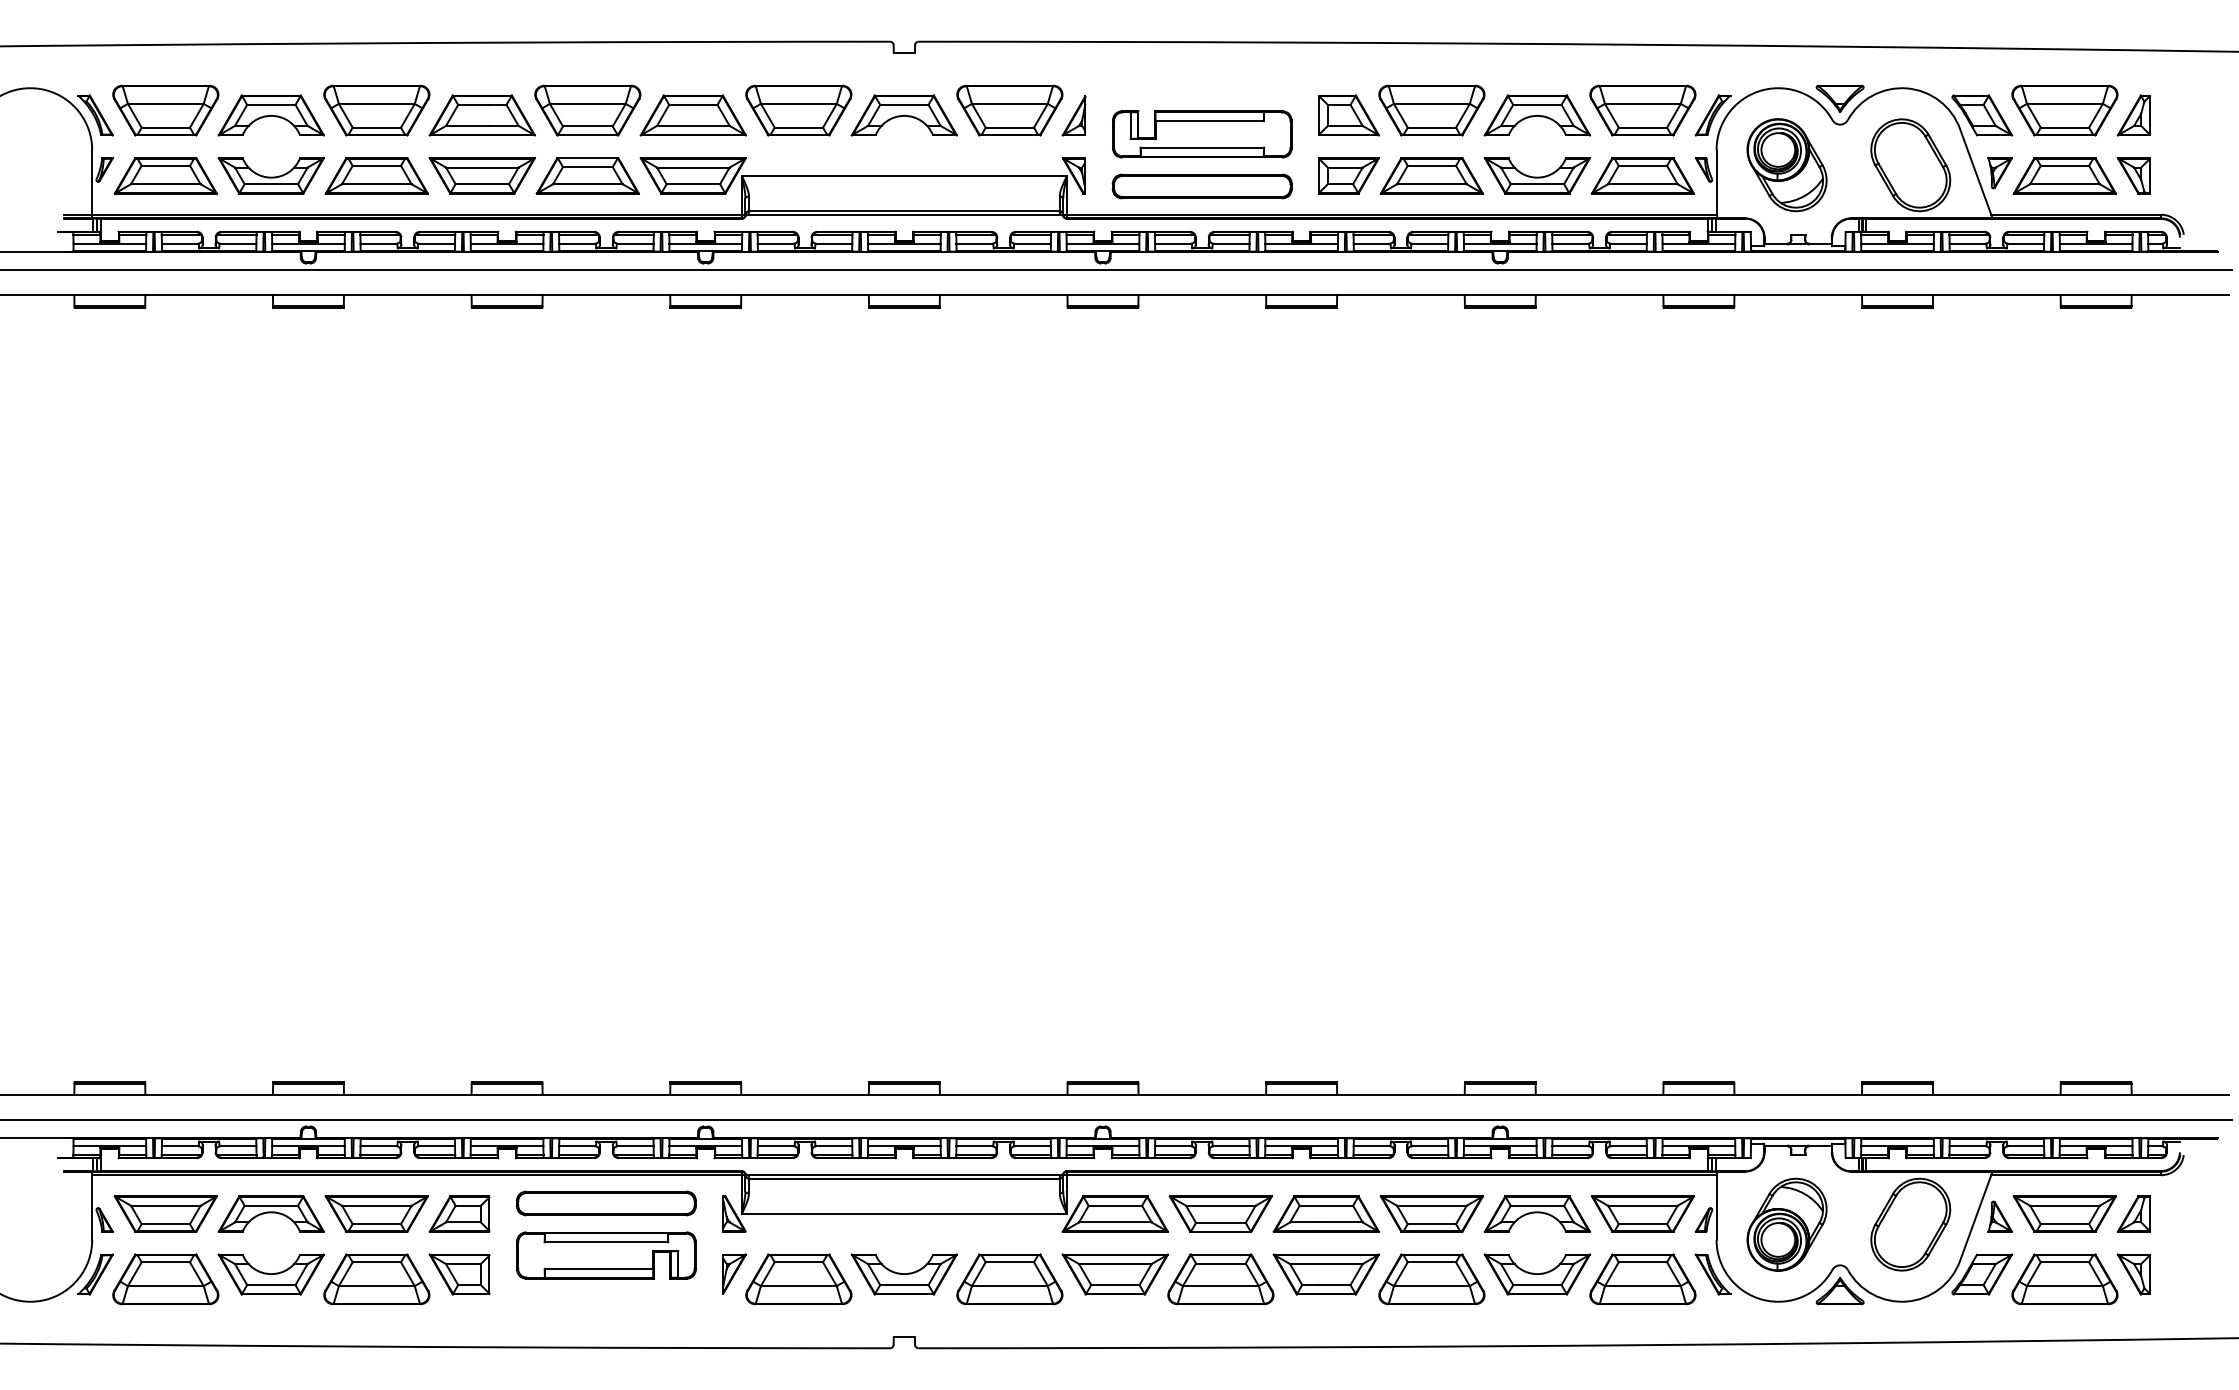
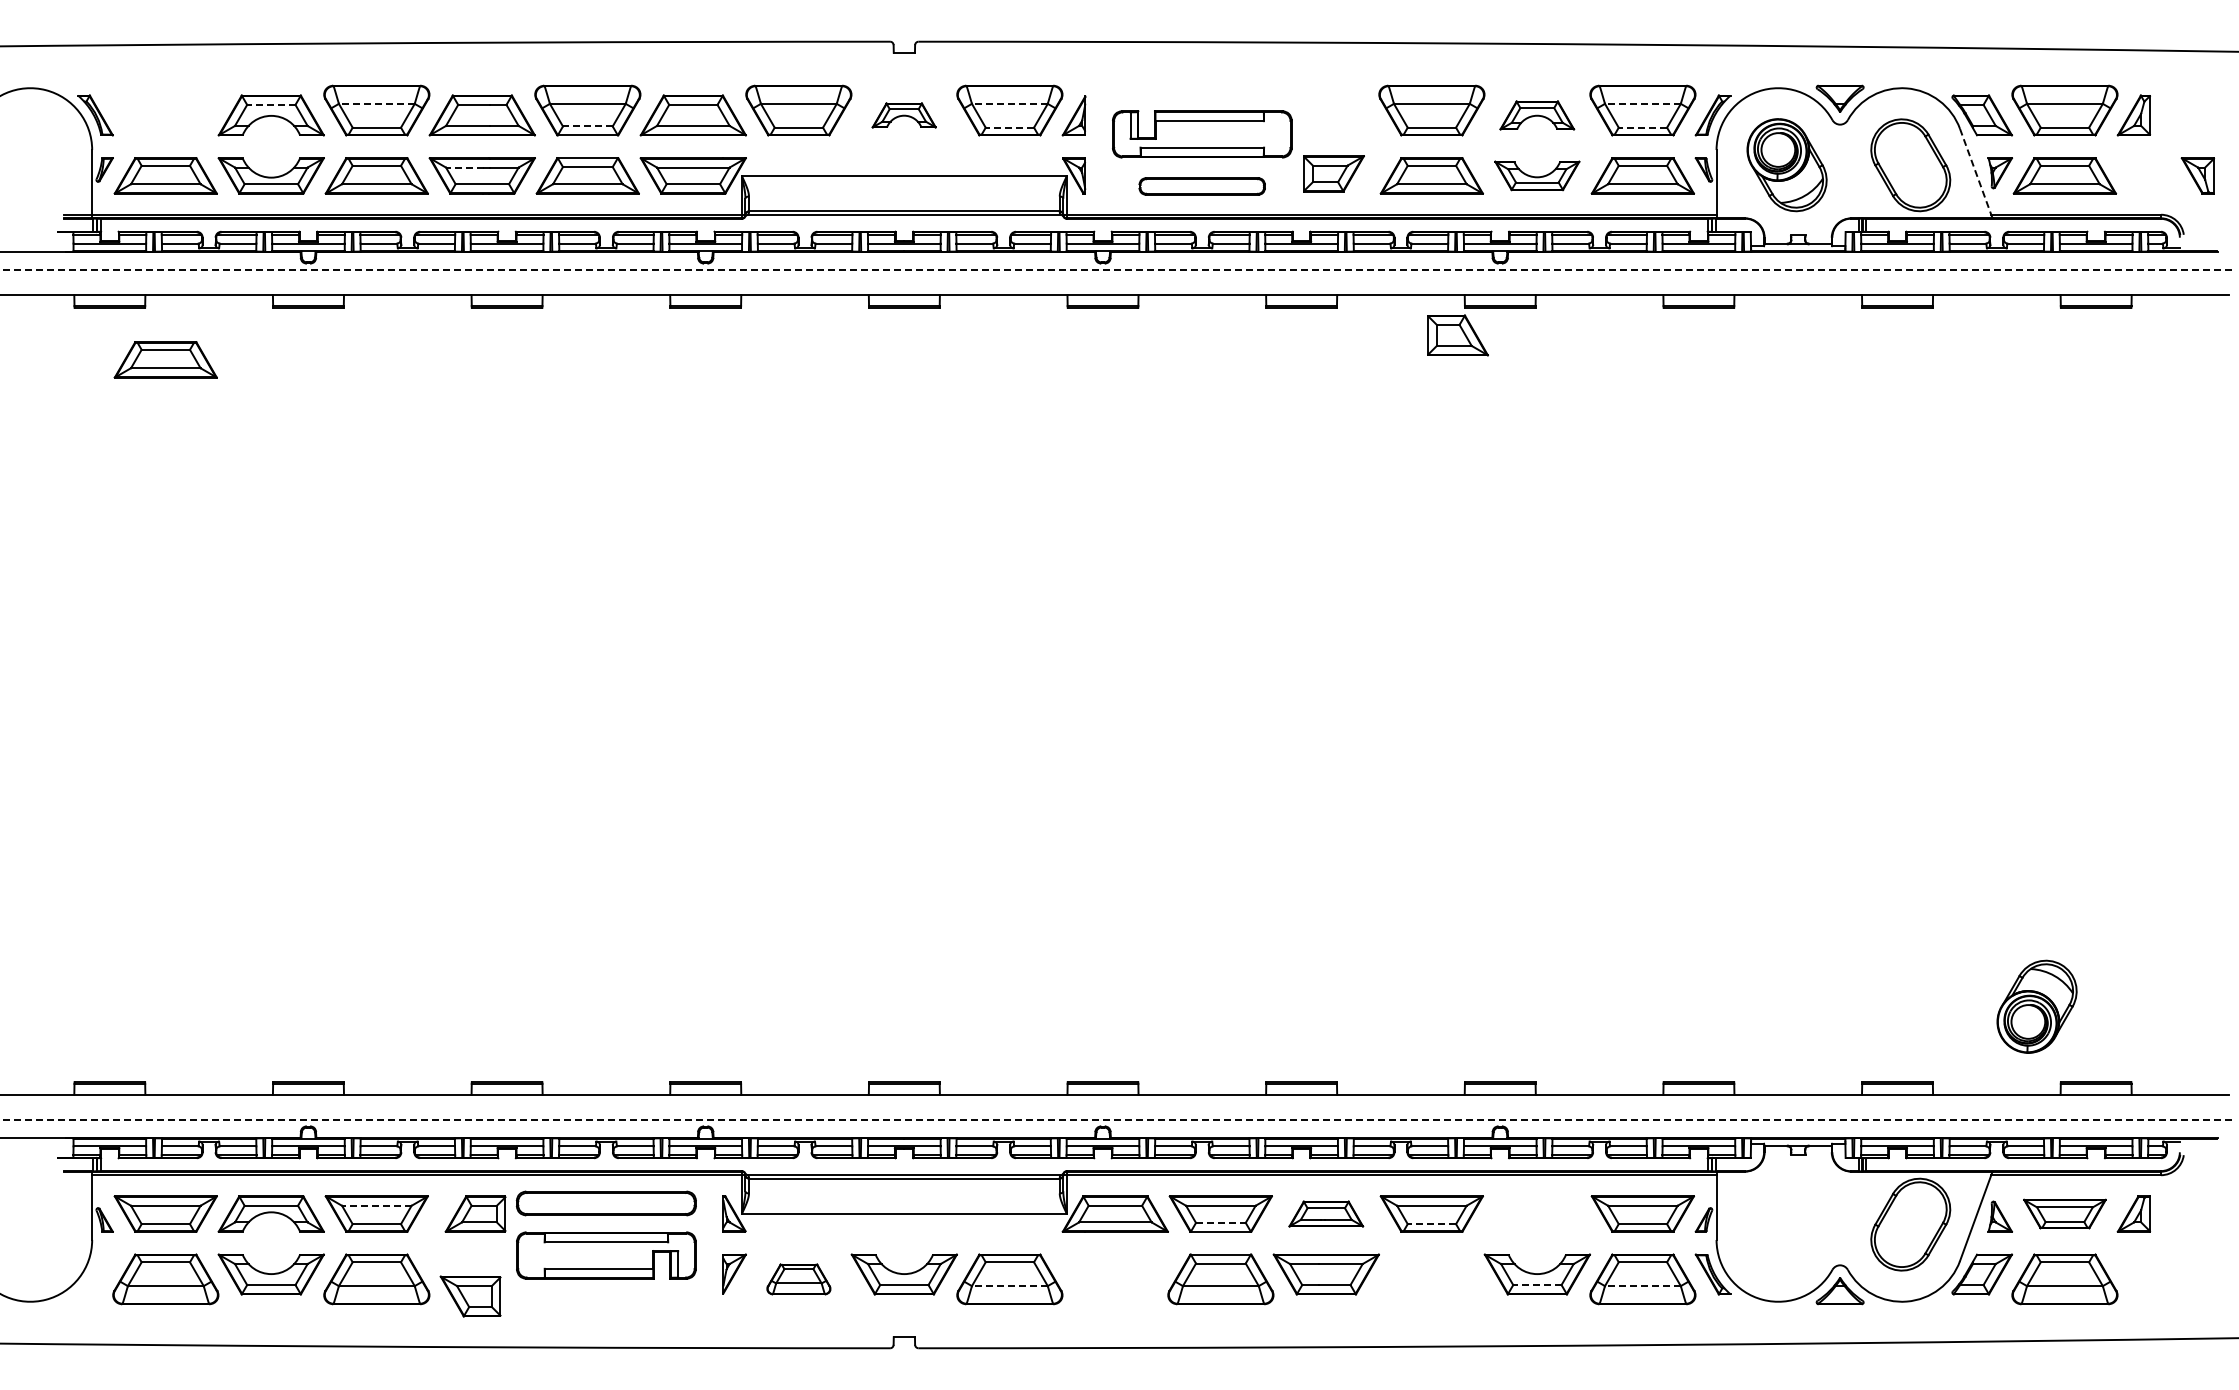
line: solid -> dashed (376, 103)
line: solid -> dashed (1009, 103)
line: solid -> dashed (1642, 103)
line: solid -> dashed (270, 104)
part: present -> none (165, 110)
part size: 108x43 px -> 66x27 px (903, 115)
part position: (1348, 115) -> (1457, 335) (1457, 335)
part size: 108x43 px -> 77x31 px (1537, 115)
line: solid -> dashed (587, 126)
line: solid -> dashed (1009, 127)
line: solid -> dashed (1642, 127)
line: solid -> dashed (464, 167)
line: solid -> dashed (1976, 173)
part position: (1348, 175) -> (1333, 173) (1333, 173)
part size: 108x38 px -> 87x32 px (1537, 175)
part position: (2133, 175) -> (2197, 175) (2197, 175)
part size: 182x27 px -> 128x19 px (1201, 186)
line: solid -> dashed (1116, 270)
part: none -> present (165, 359)
line: solid -> dashed (1116, 1119)
line: solid -> dashed (376, 1205)
part position: (459, 1213) -> (475, 1213) (475, 1213)
part size: 108x38 px -> 77x28 px (1326, 1213)
part: present -> none (1536, 1213)
part size: 106x38 px -> 84x32 px (2064, 1213)
line: solid -> dashed (1220, 1222)
line: solid -> dashed (1431, 1224)
part position: (1786, 1224) -> (2036, 1006) (2036, 1006)
part: present -> none (95, 1274)
part position: (459, 1274) -> (470, 1296) (470, 1296)
part: present -> none (1114, 1274)
part: present -> none (2133, 1274)
part size: 108x53 px -> 66x33 px (798, 1279)
part: present -> none (1431, 1279)
line: solid -> dashed (1536, 1285)
line: solid -> dashed (1009, 1286)
line: solid -> dashed (1642, 1286)
